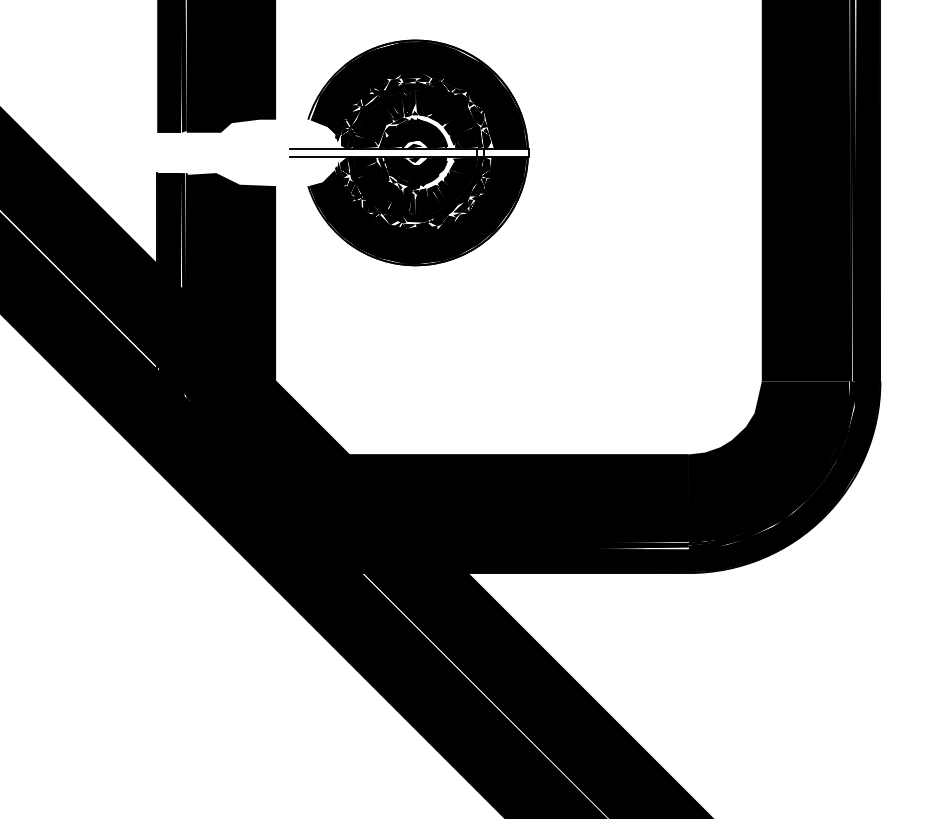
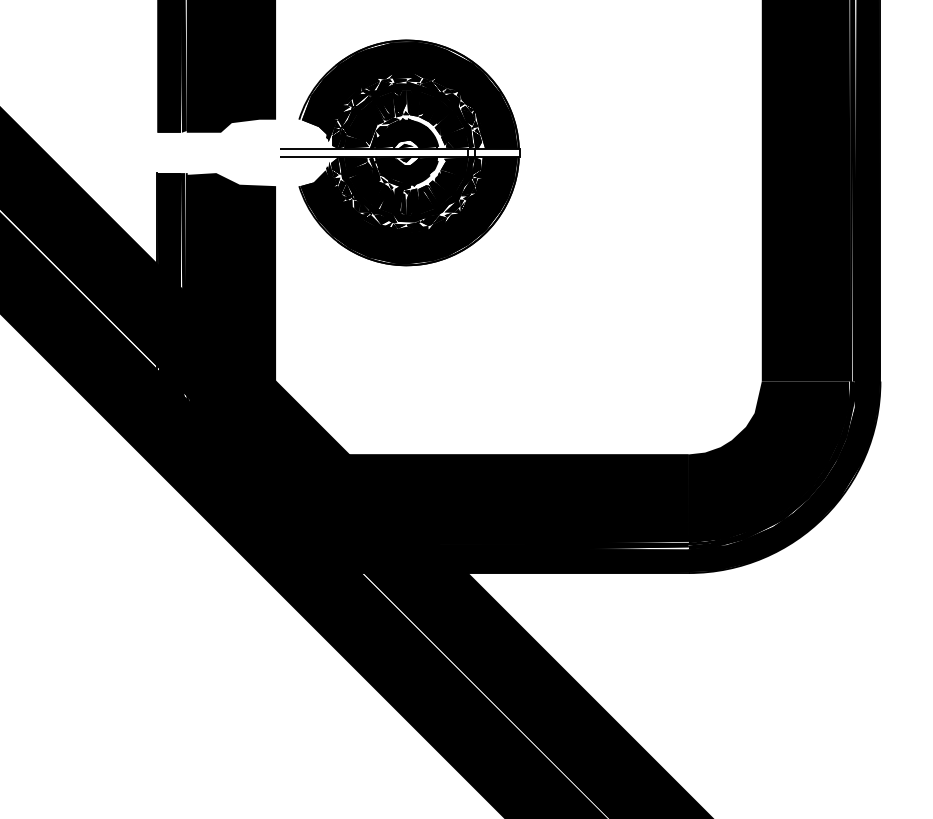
part position: (409, 152) -> (400, 152) (400, 152)
